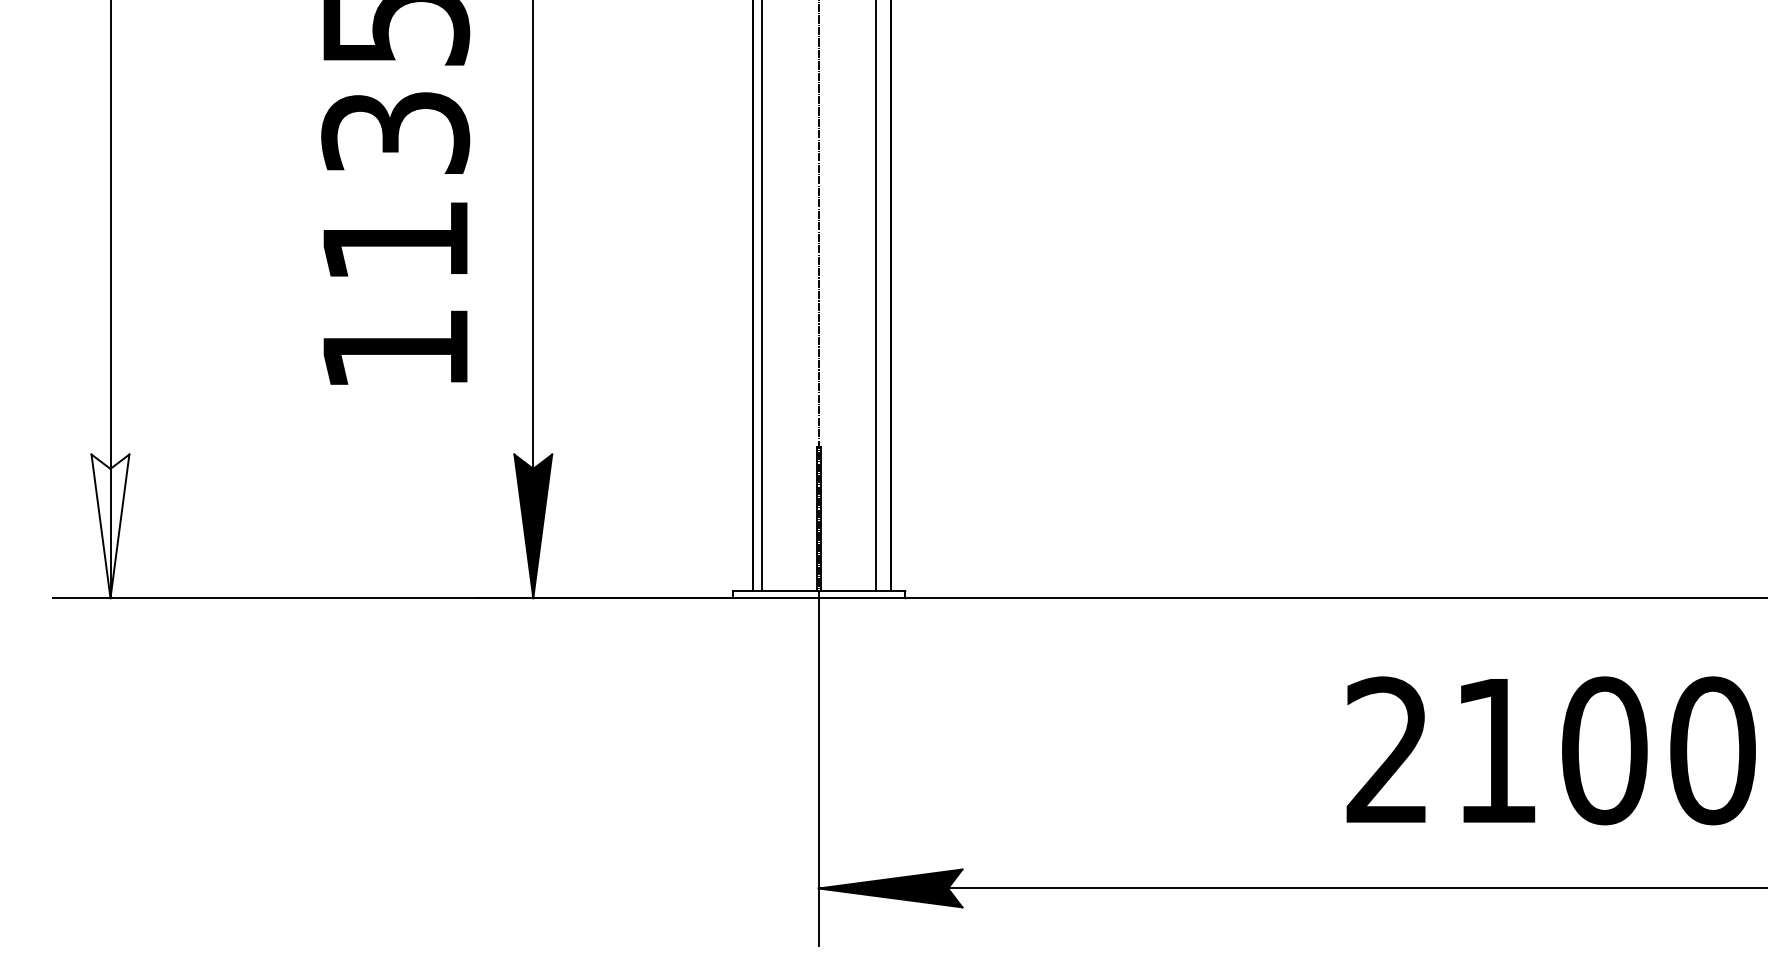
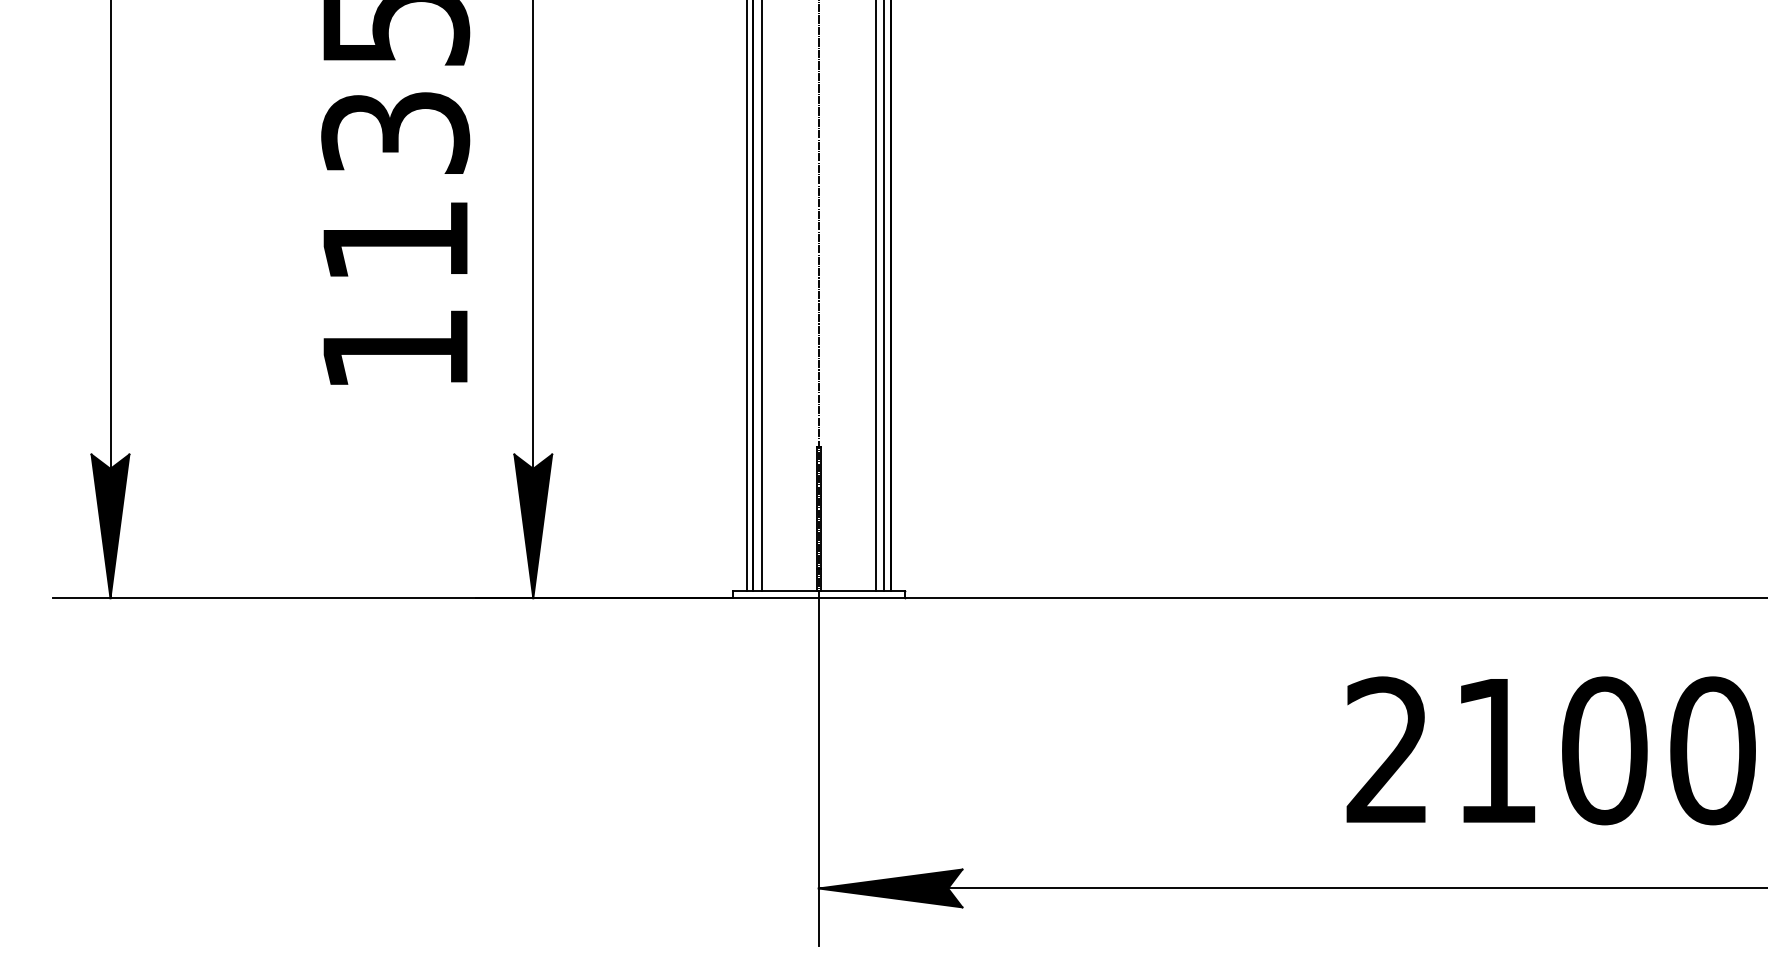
line: none -> present (746, 296)
line: none -> present (884, 296)
fill: none -> present (110, 526)
